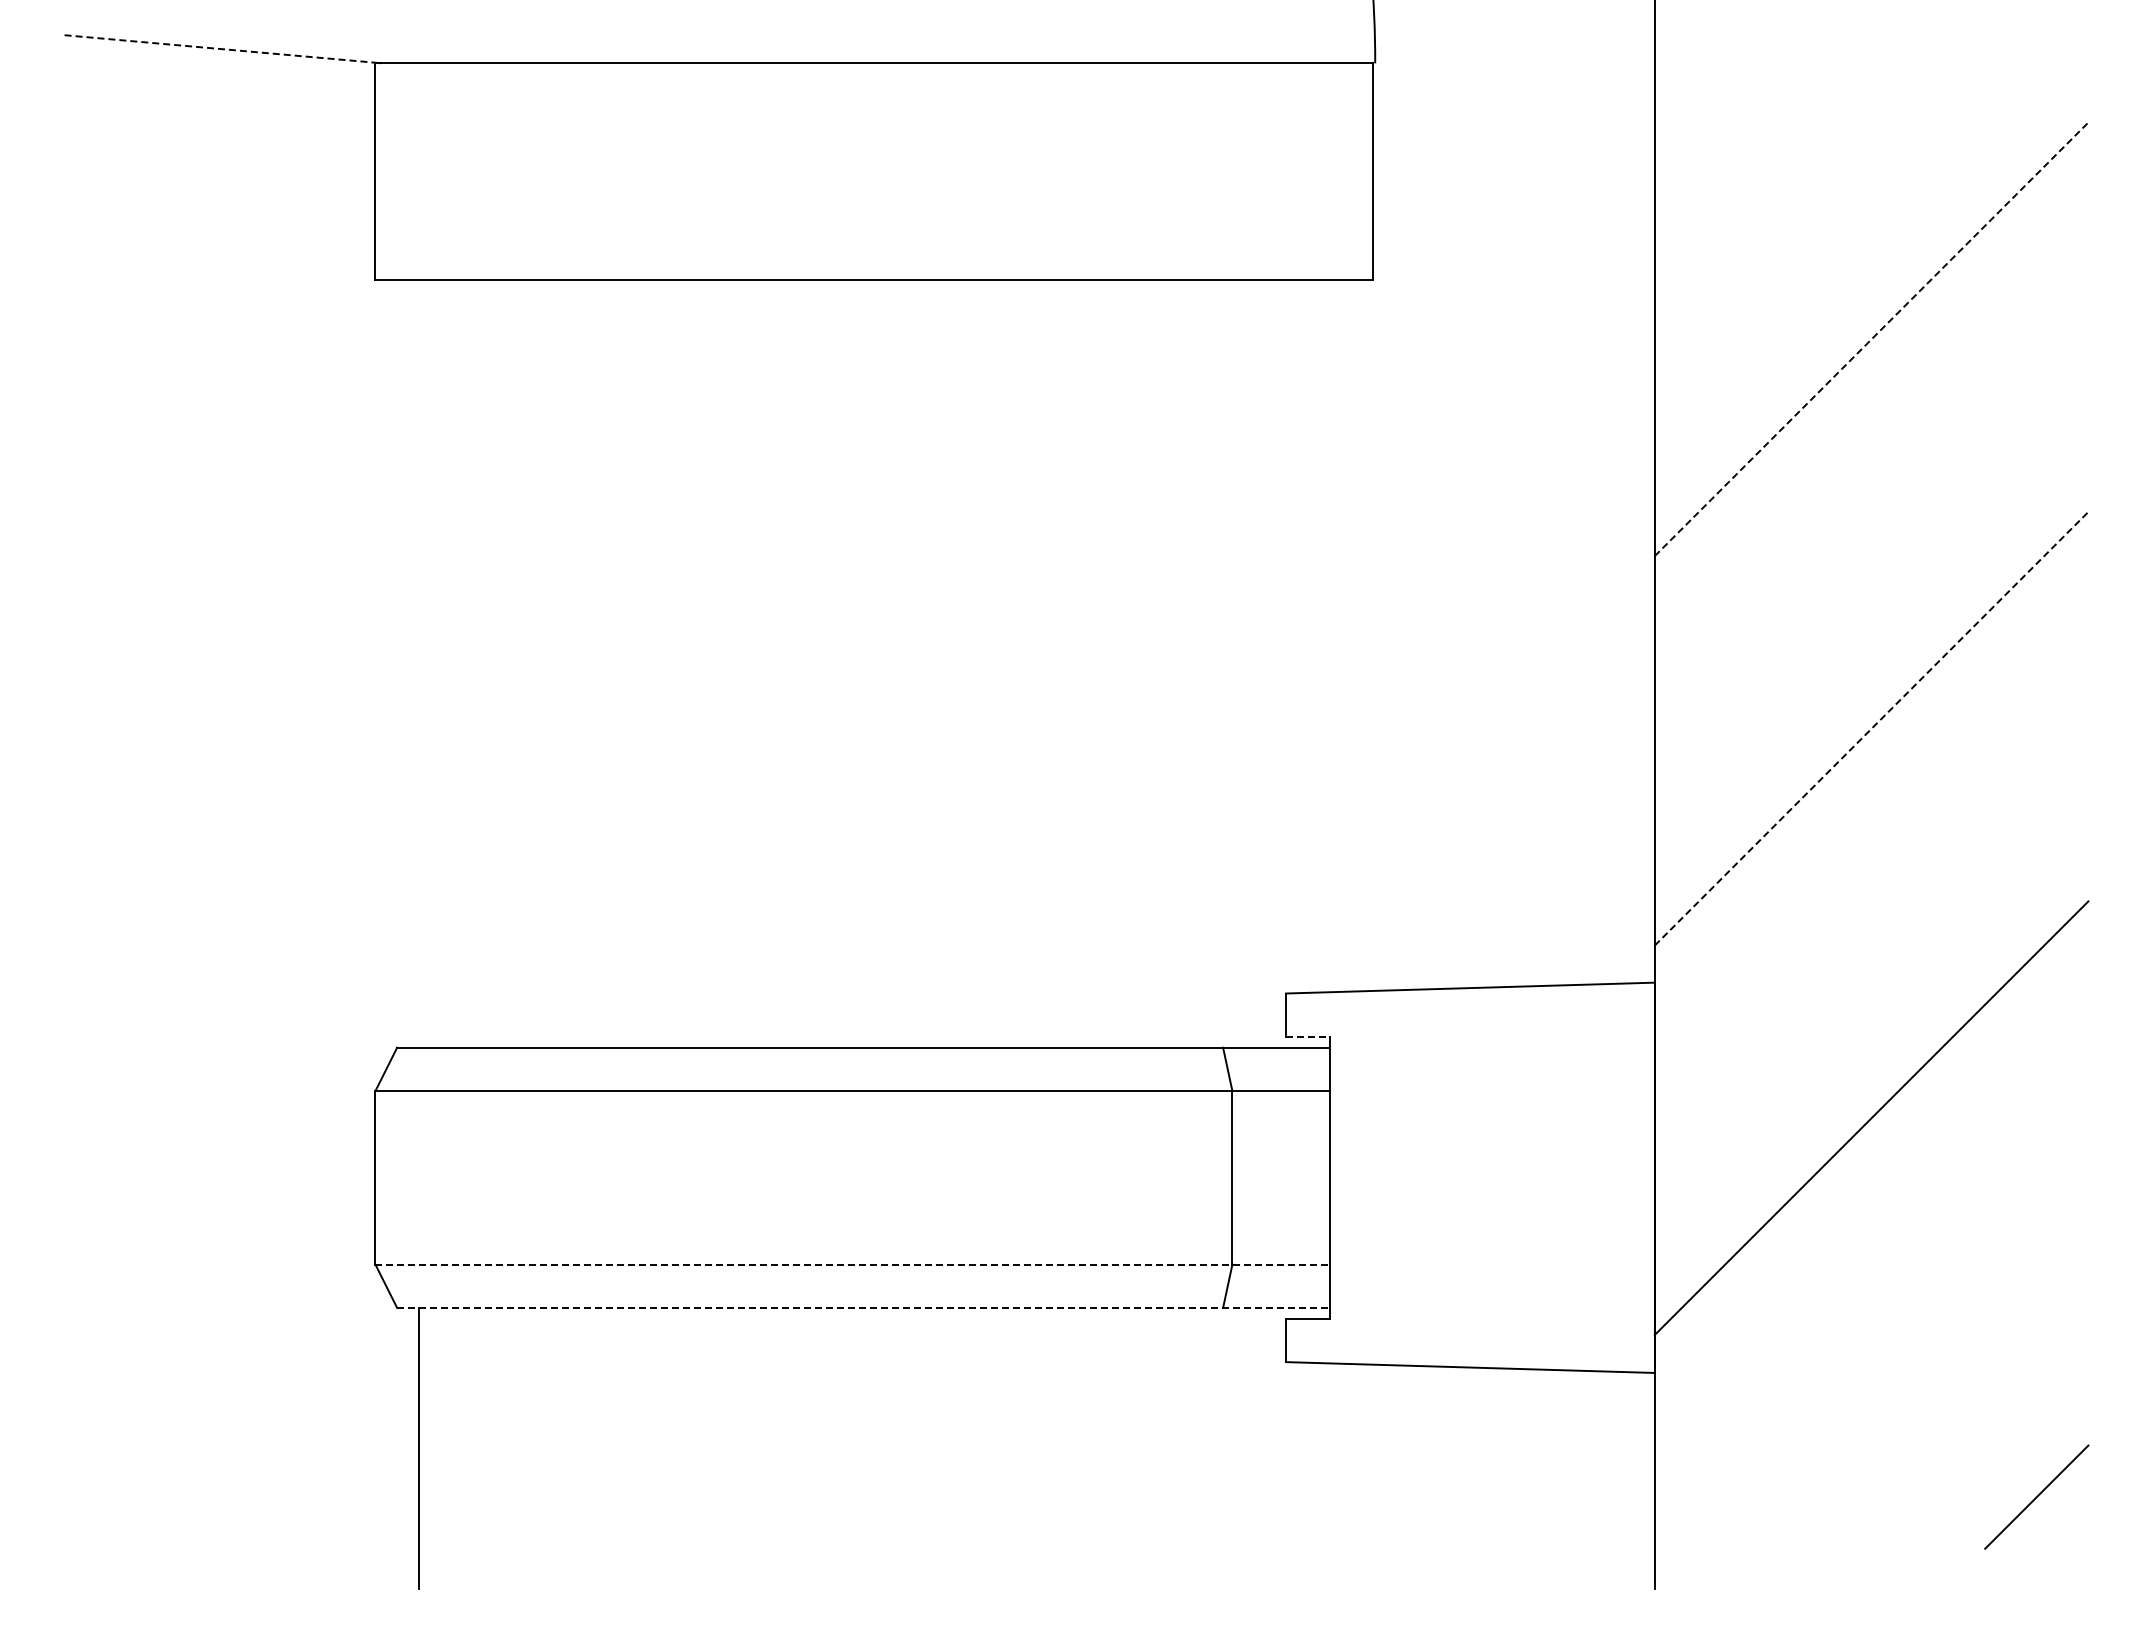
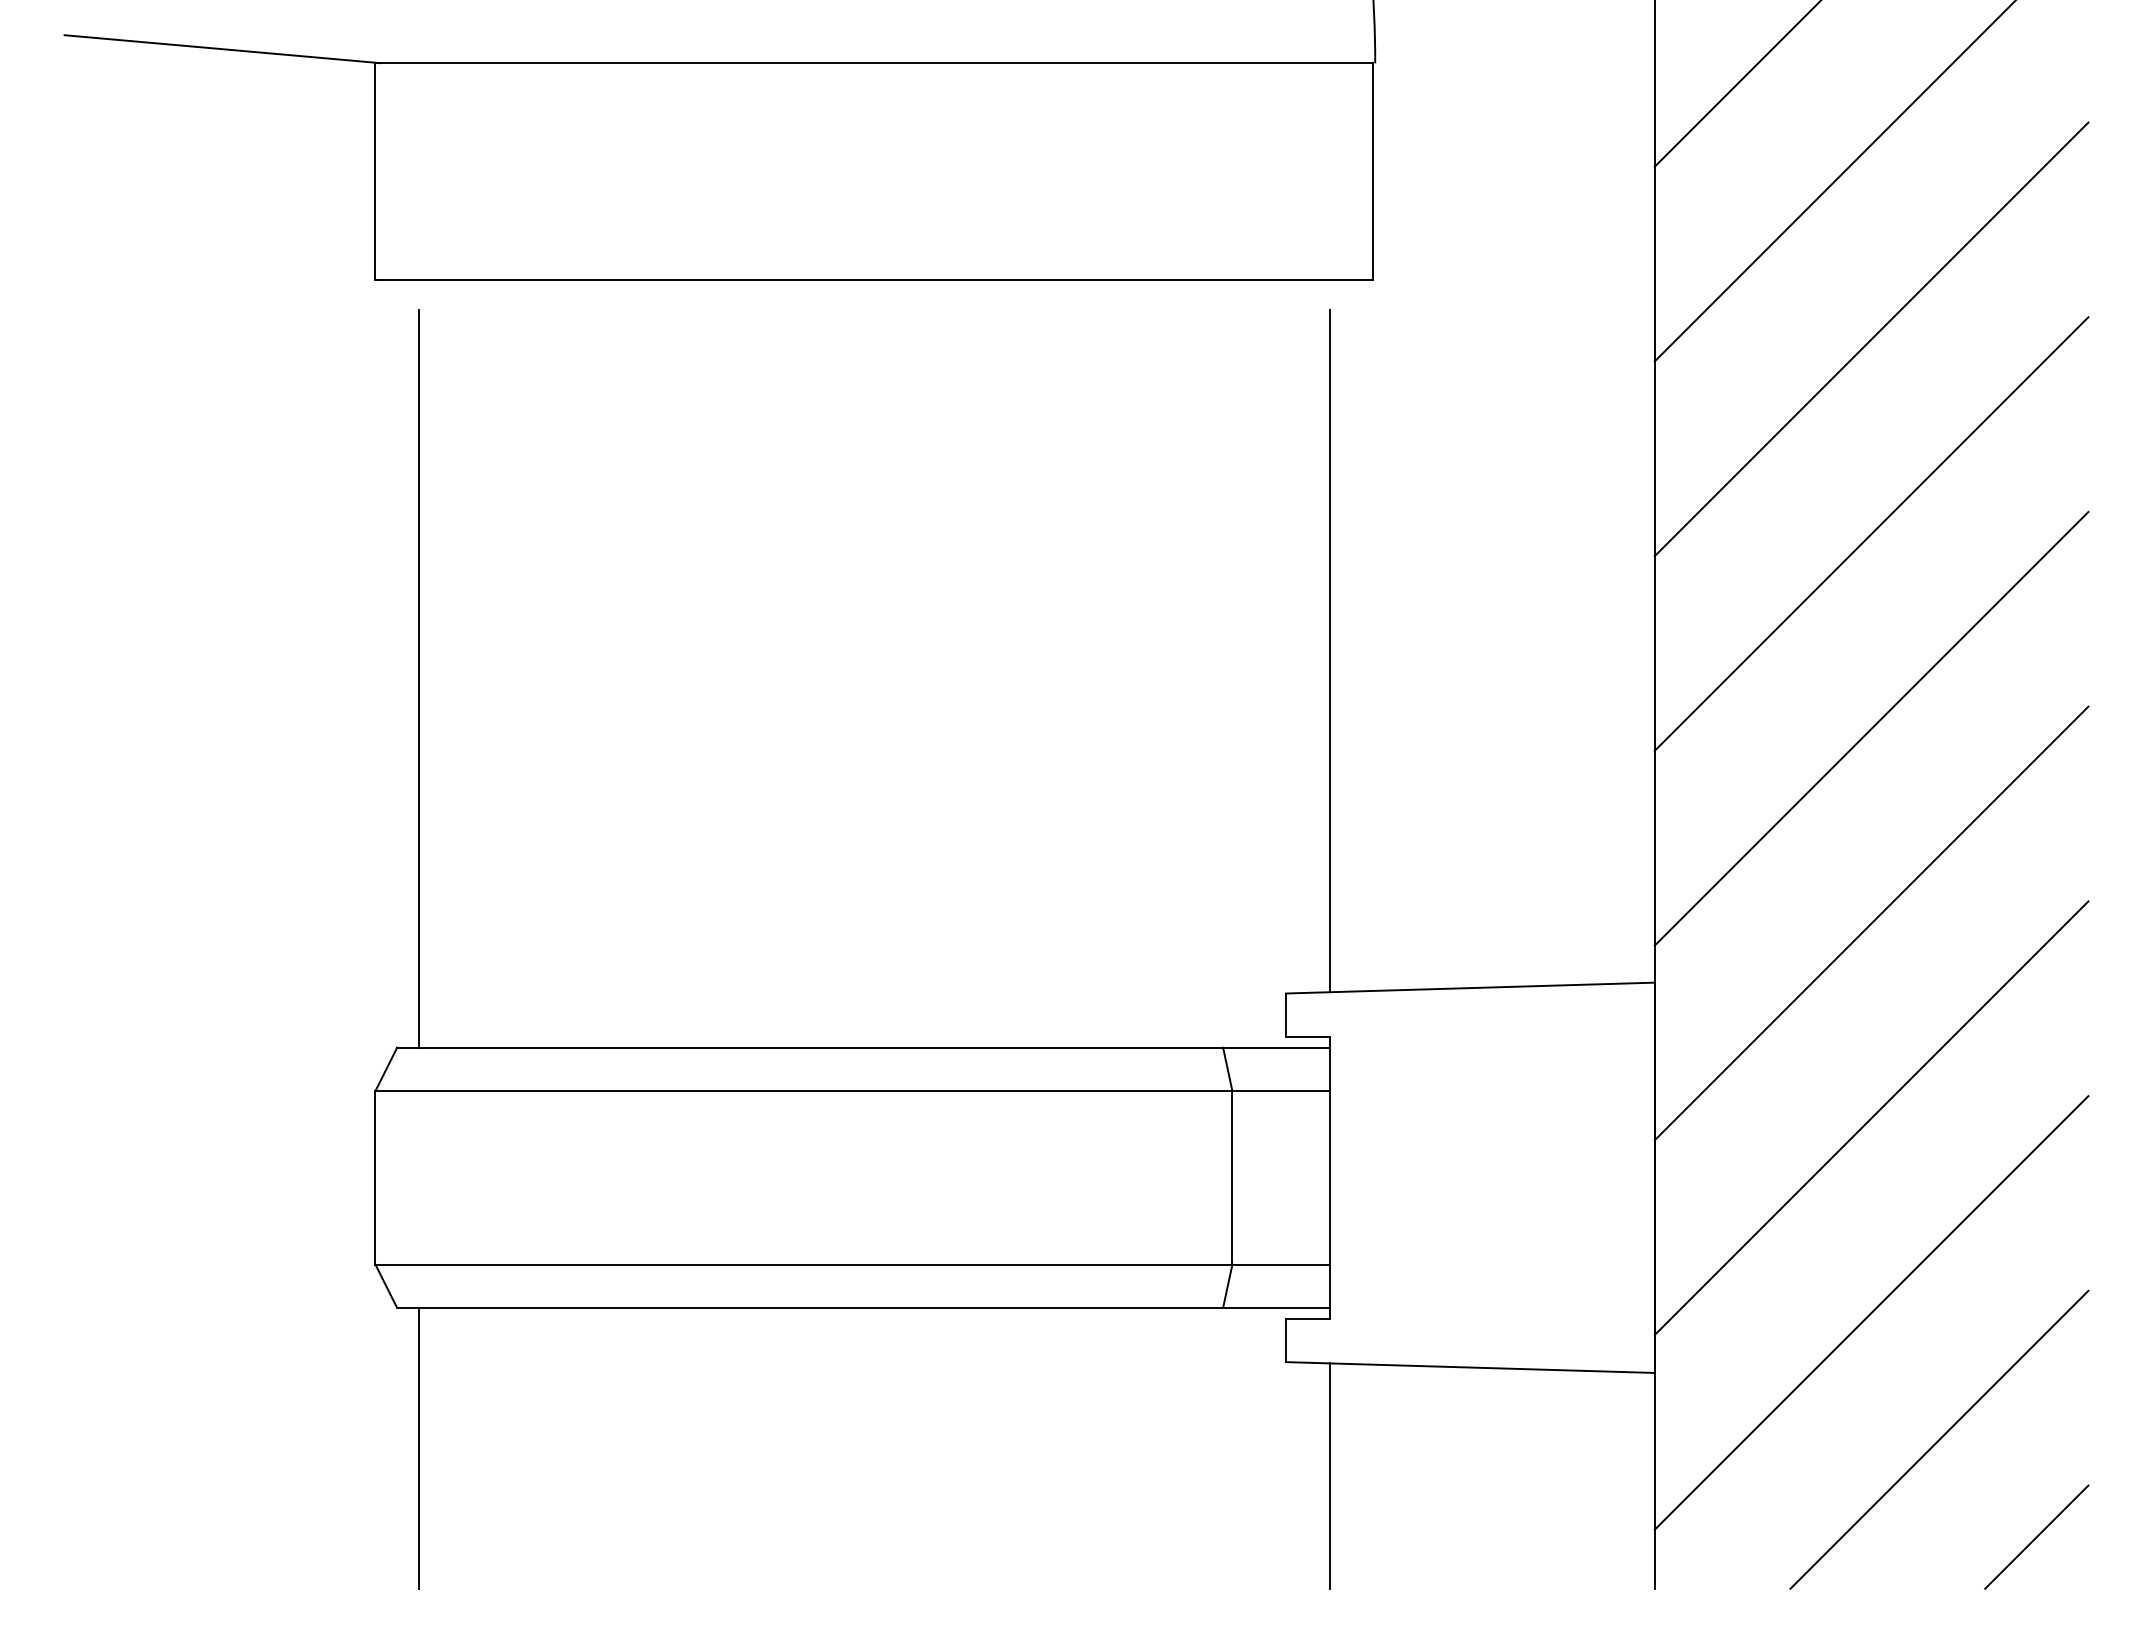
line: dashed -> solid (222, 49)
line: none -> present (1736, 84)
line: none -> present (1834, 181)
line: dashed -> solid (1871, 339)
line: none -> present (1871, 533)
line: none -> present (1329, 651)
line: none -> present (418, 678)
line: dashed -> solid (1871, 728)
line: none -> present (1871, 923)
line: dashed -> solid (1307, 1036)
line: dashed -> solid (852, 1264)
line: dashed -> solid (863, 1307)
line: none -> present (1871, 1312)
line: none -> present (1939, 1439)
line: none -> present (1329, 1475)
line position: (2036, 1496) -> (2036, 1536) (2036, 1536)
